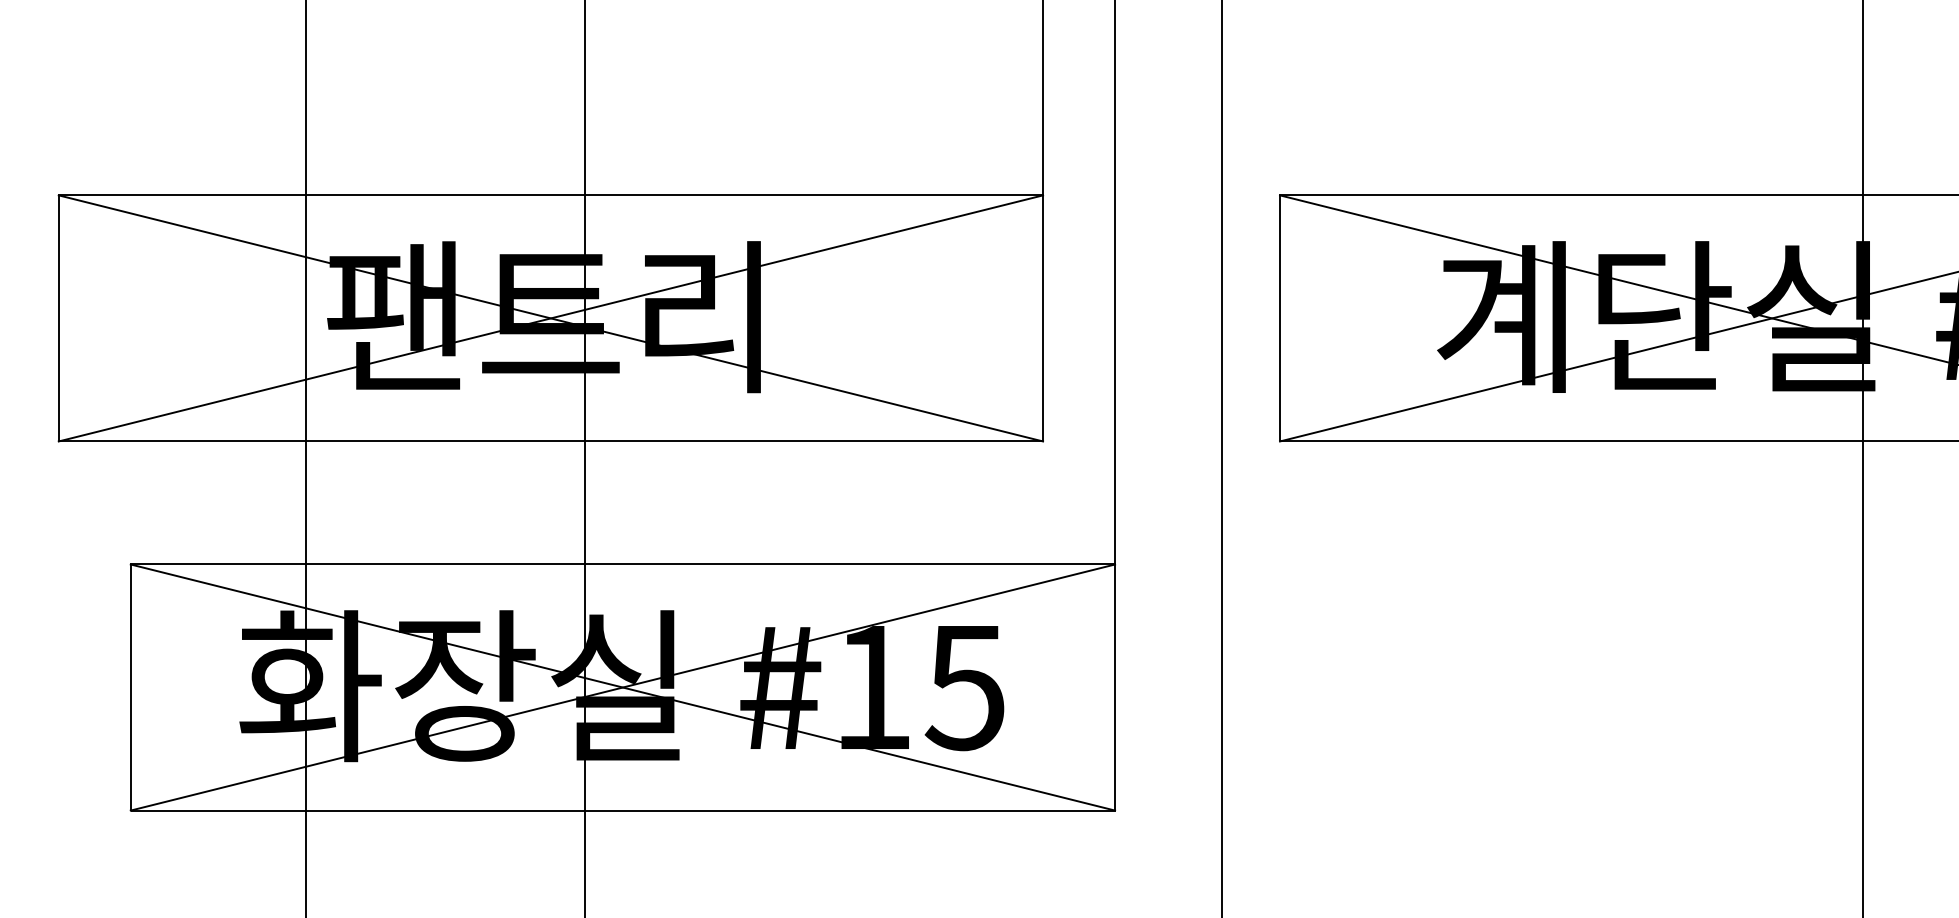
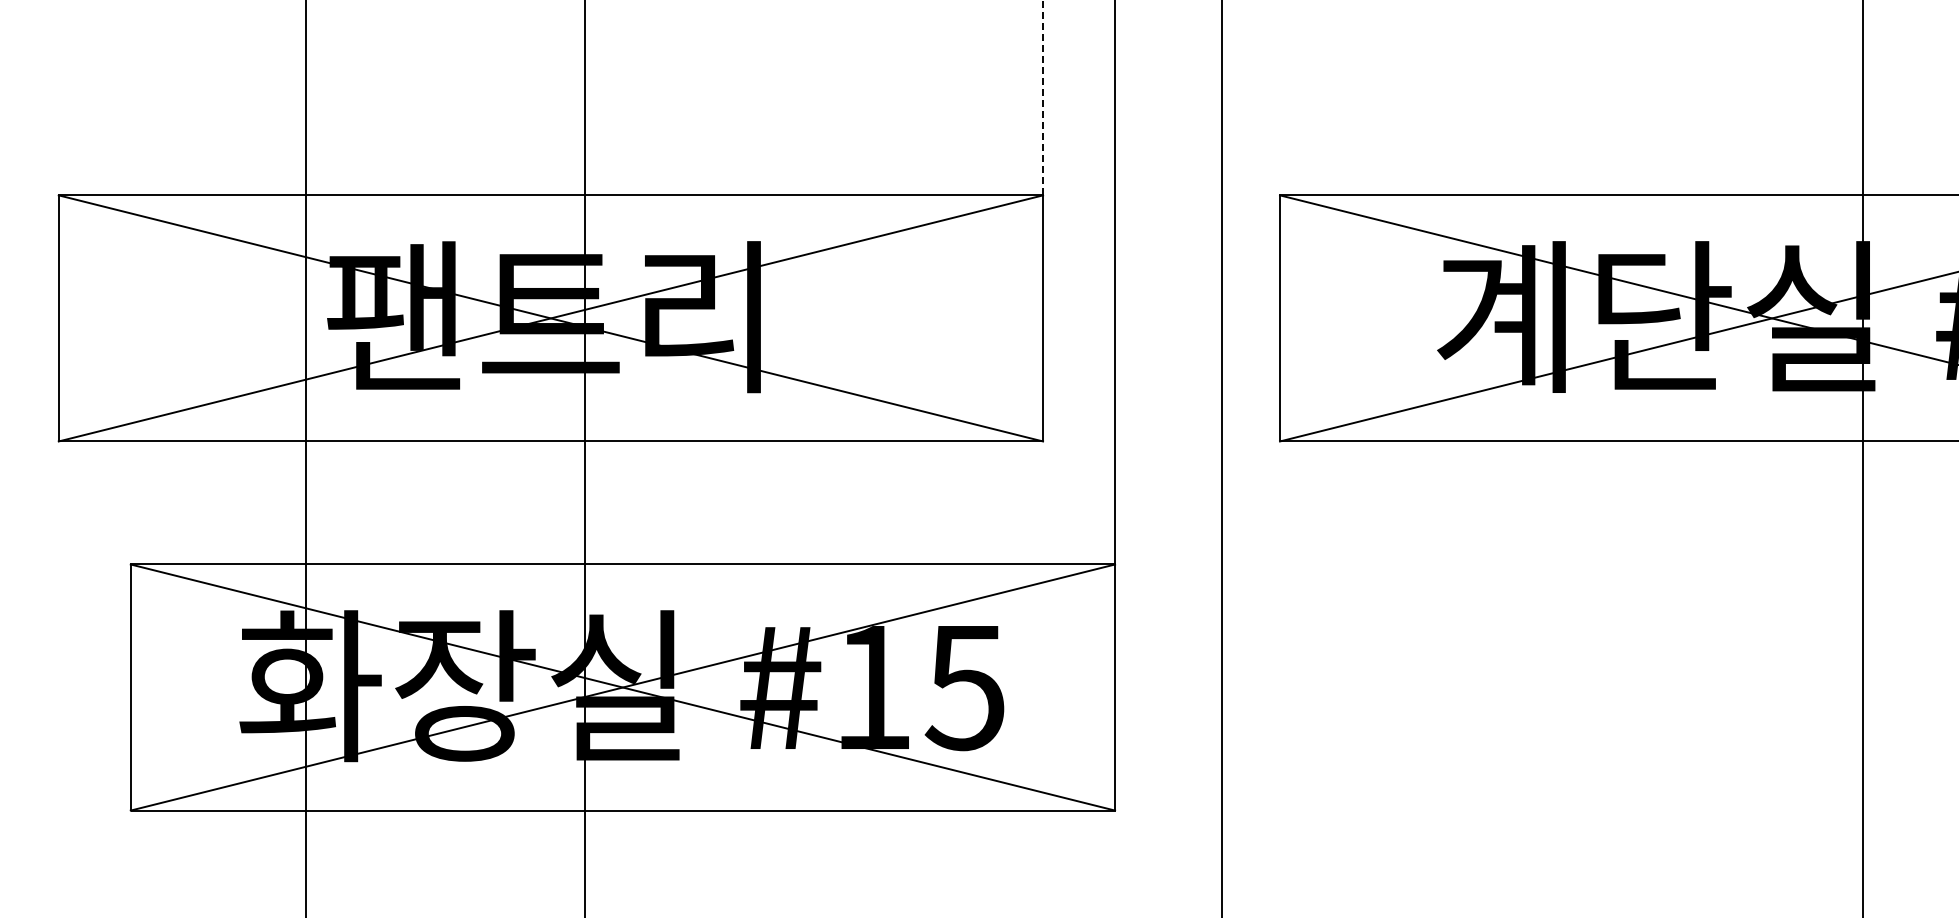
line: solid -> dashed (1043, 97)
